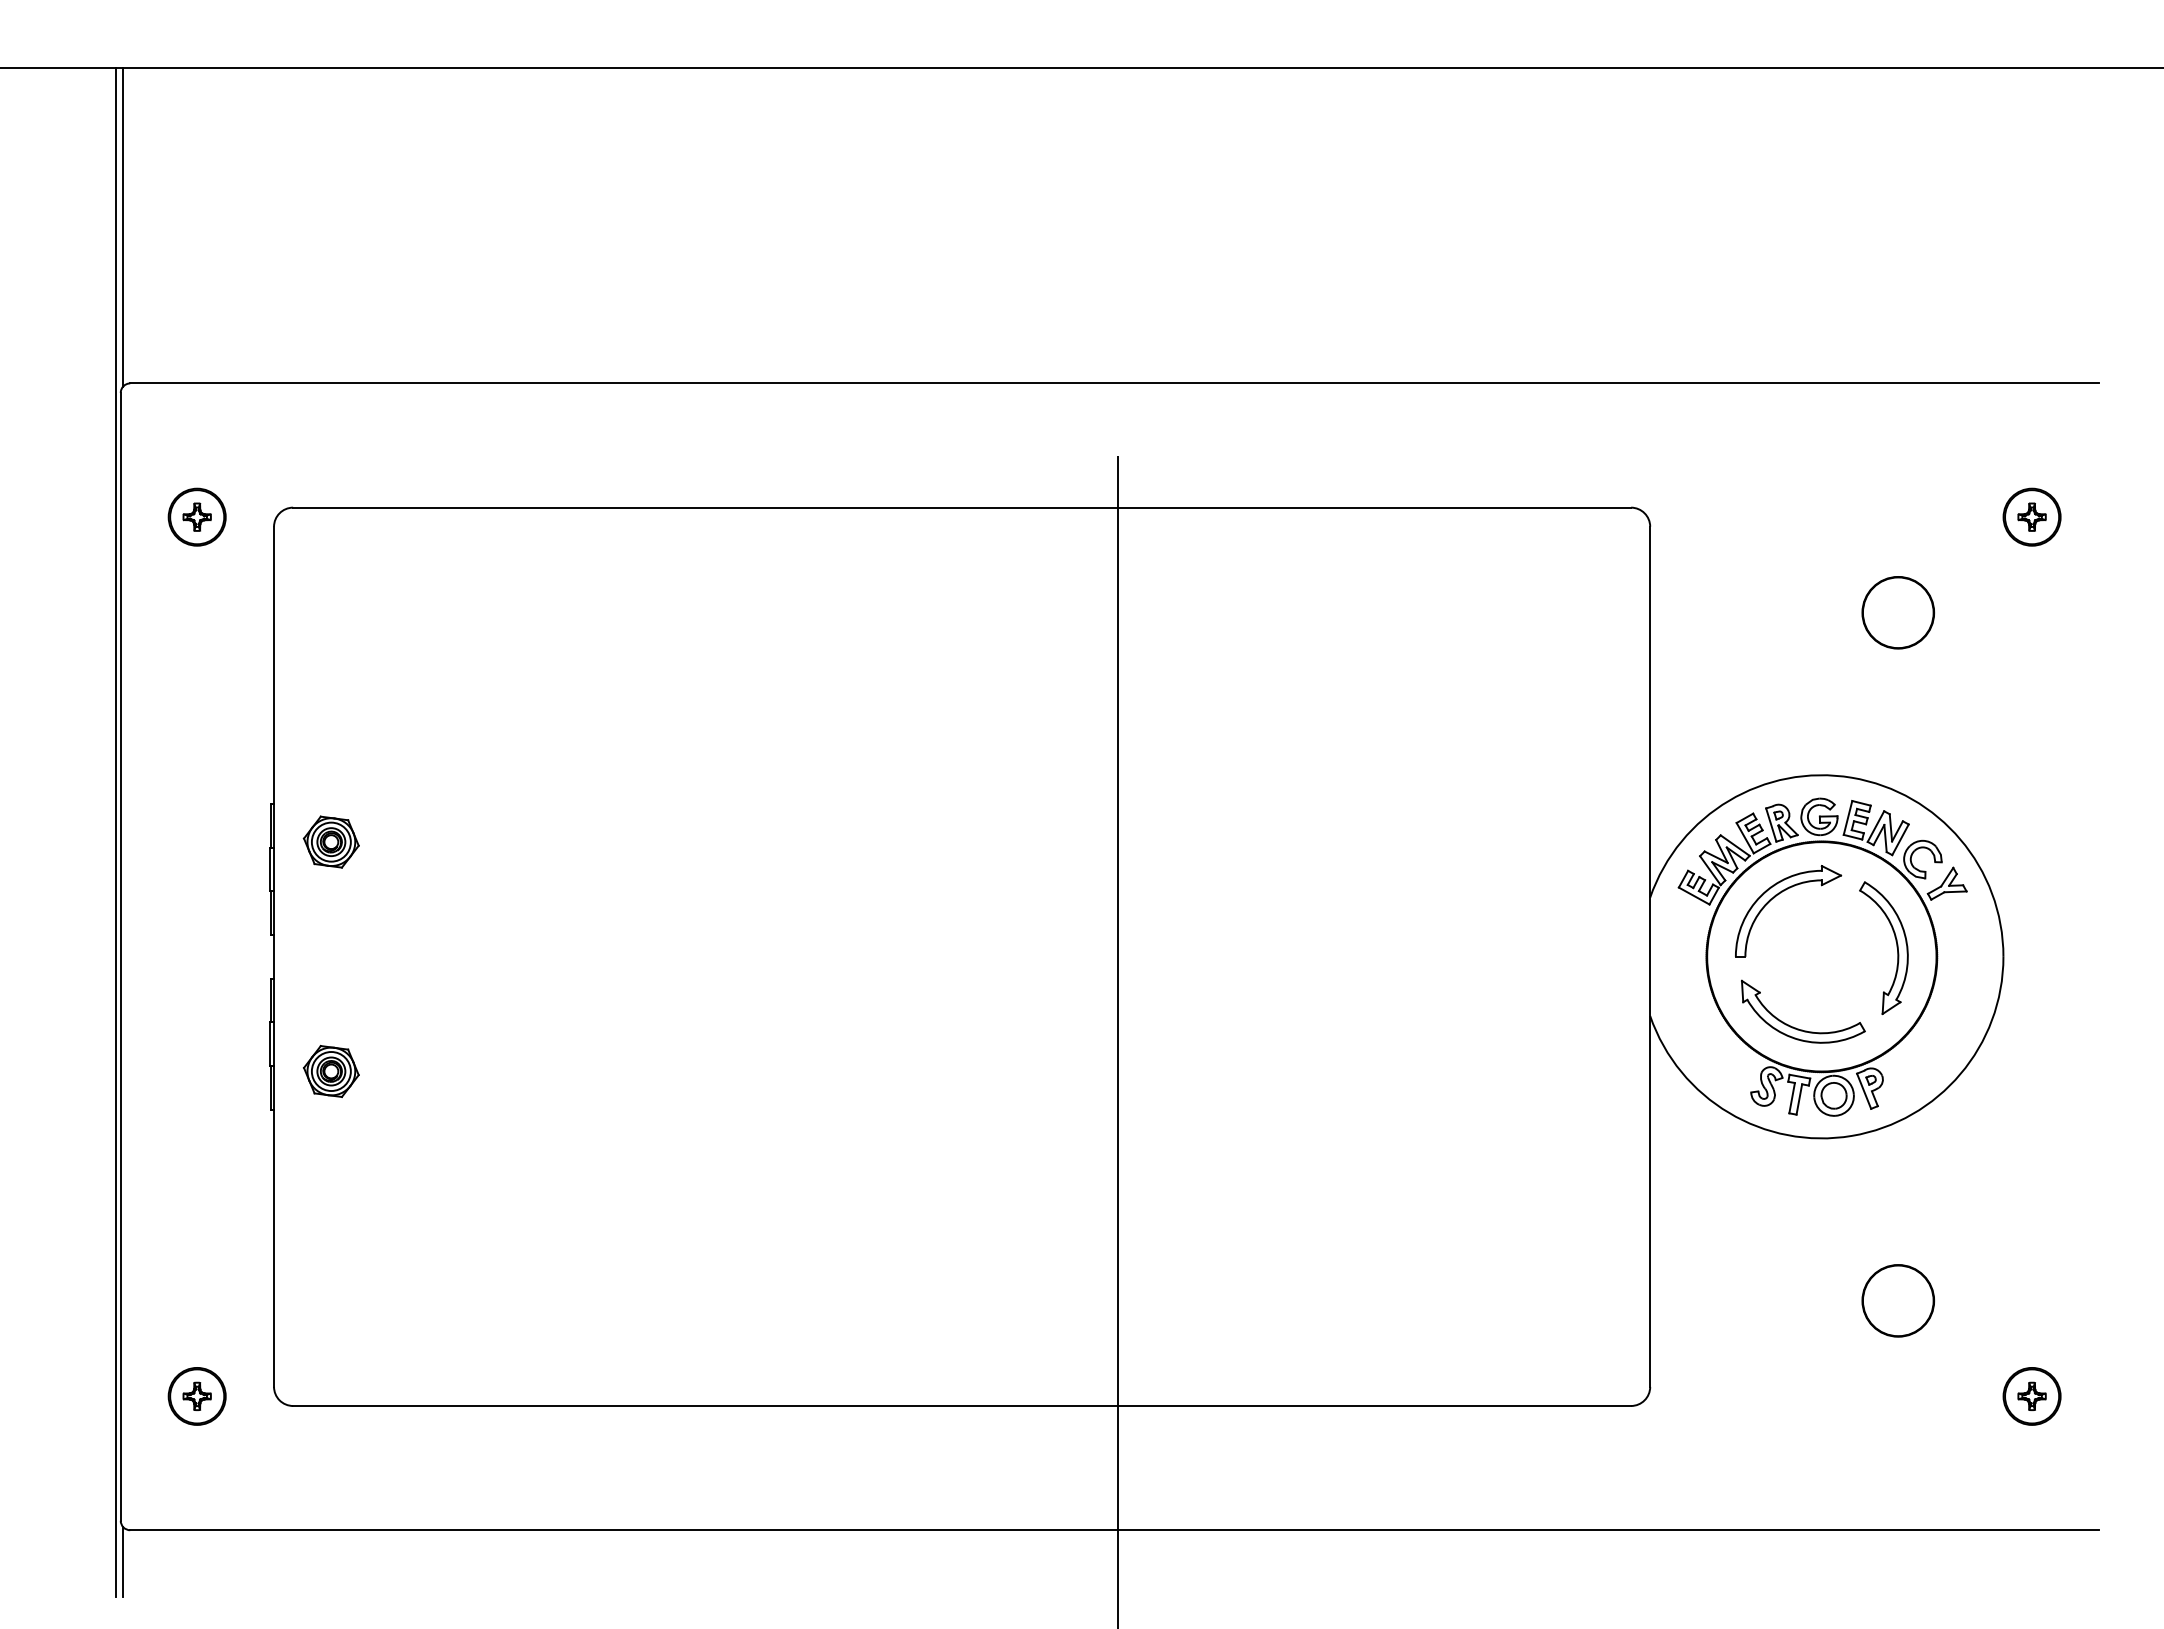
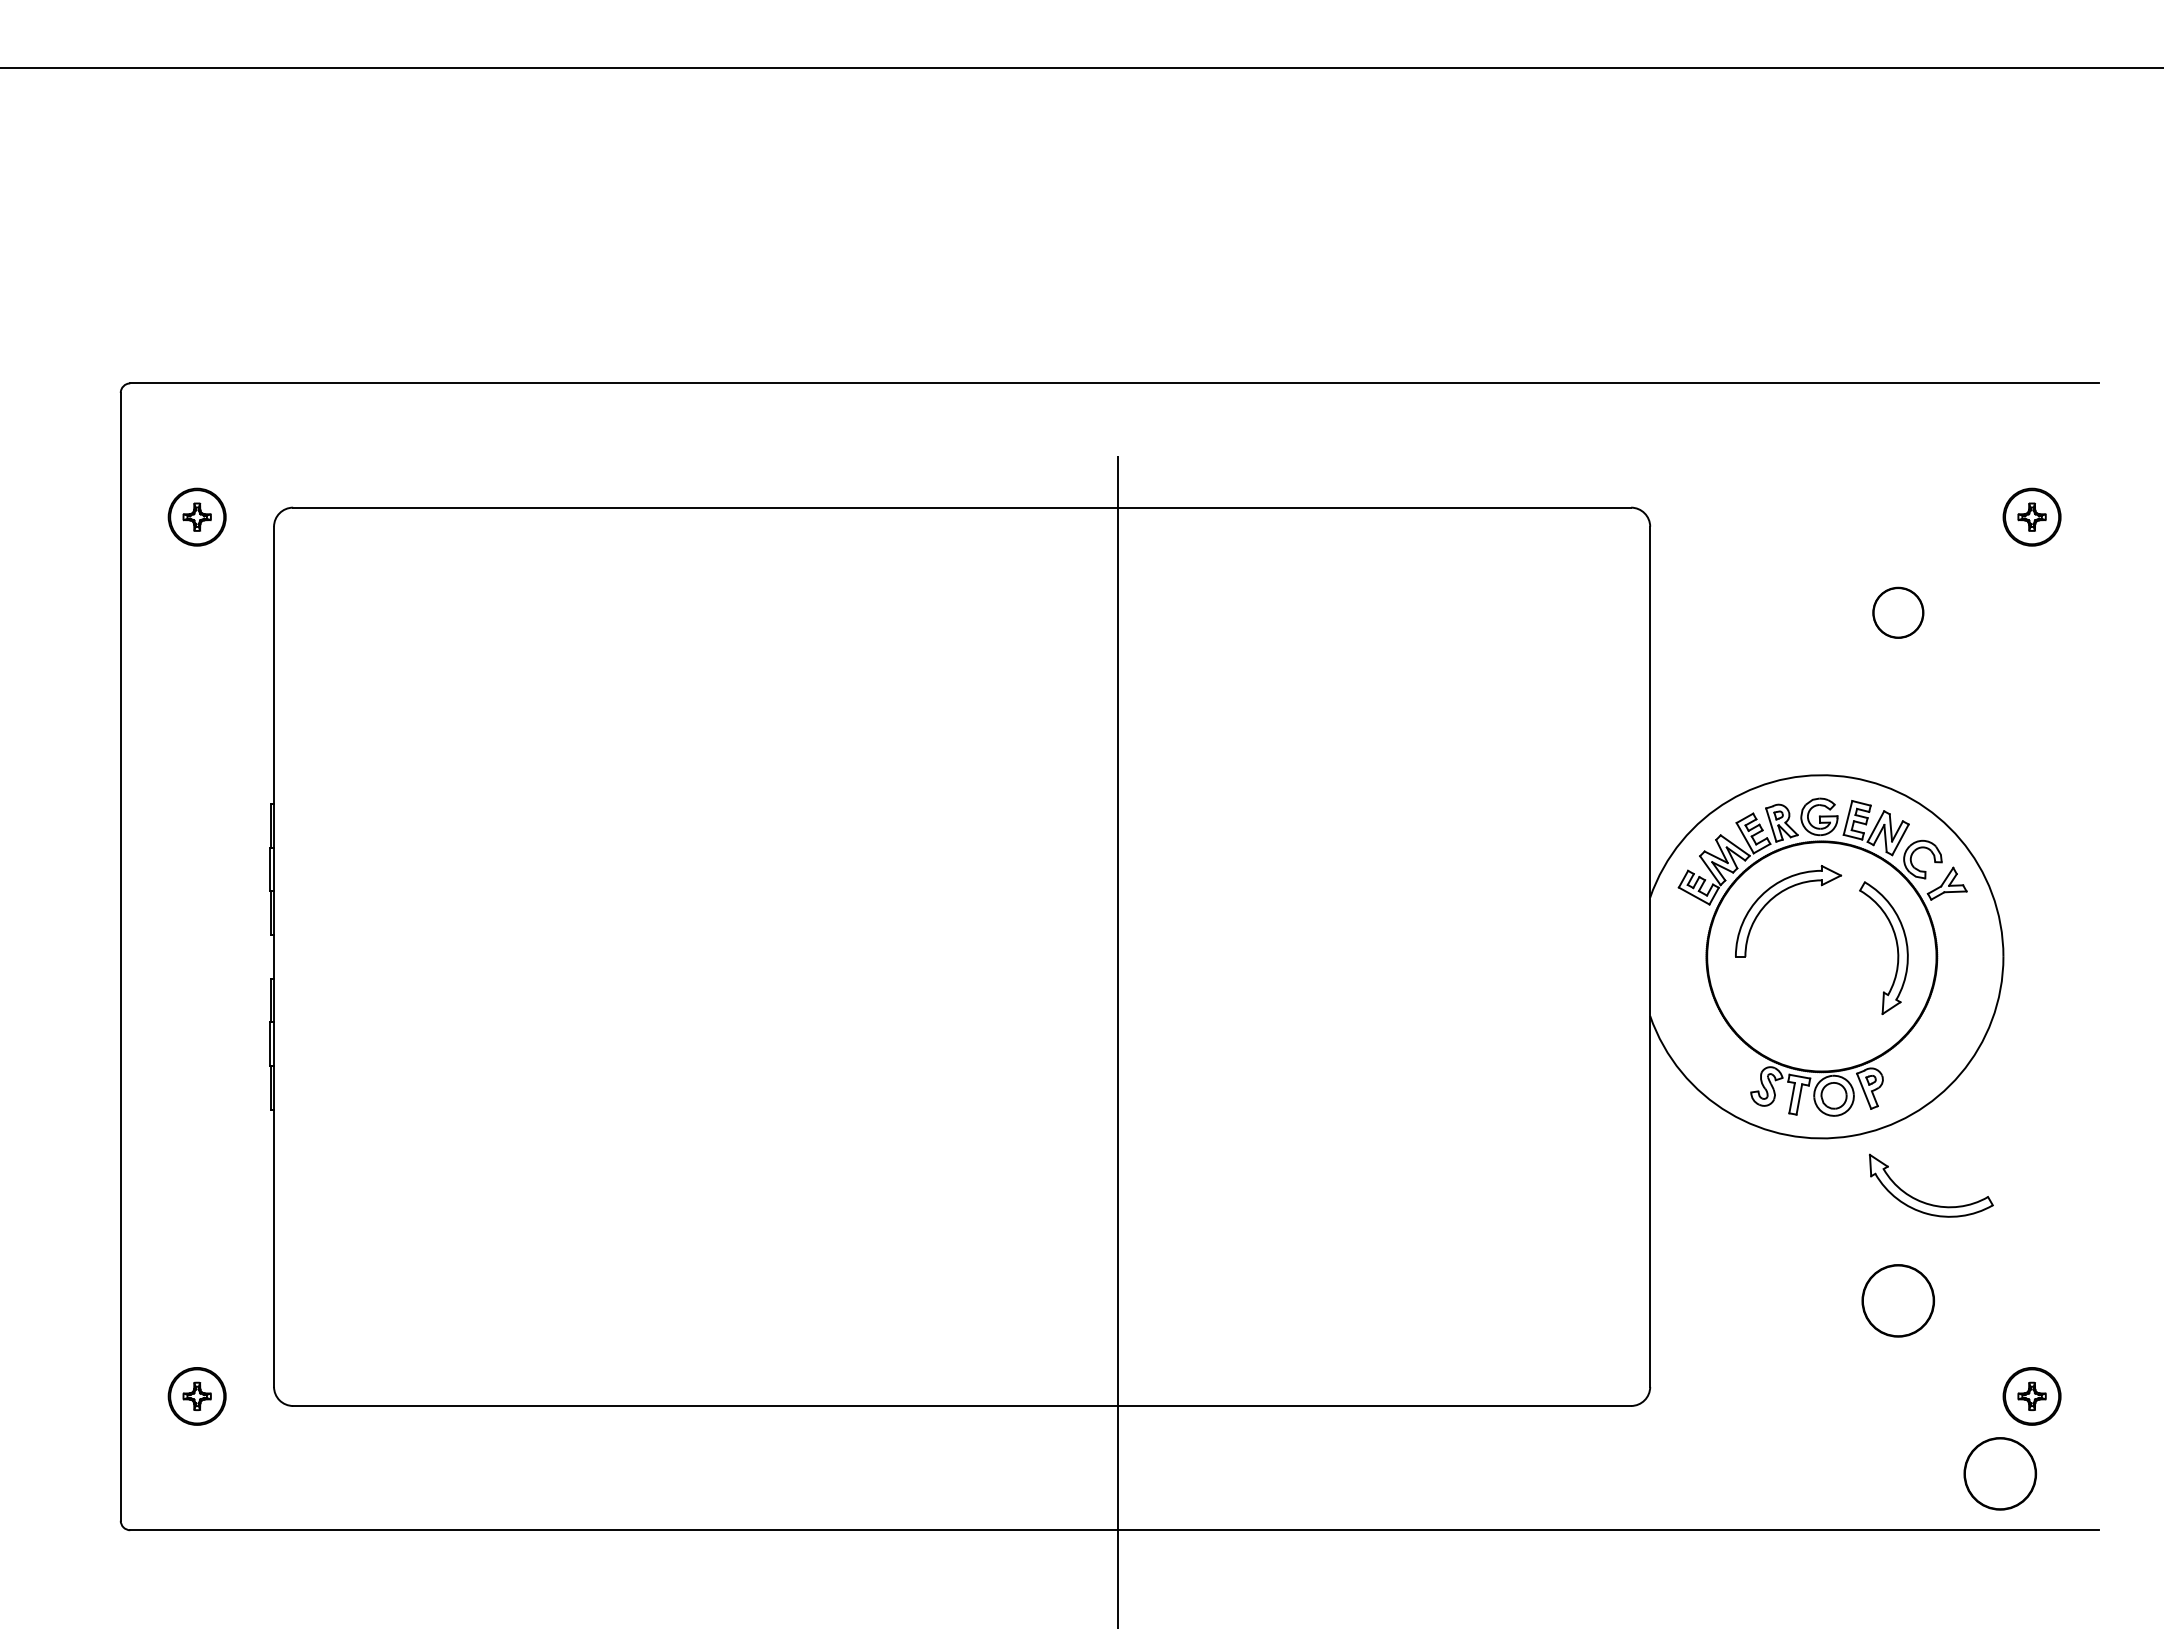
line: present -> none (122, 227)
part size: 75x74 px -> 53x53 px (1898, 612)
line: present -> none (115, 832)
part: present -> none (330, 841)
part position: (1796, 1027) -> (1924, 1201) (1924, 1201)
part: present -> none (331, 1071)
circle: none -> present (1999, 1473)
line: present -> none (122, 1561)
